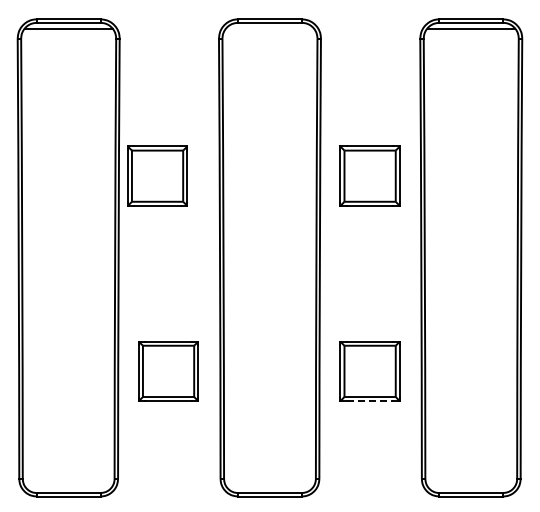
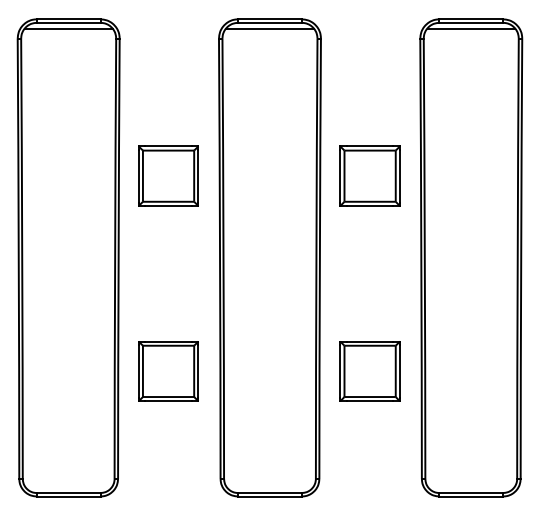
line: none -> present (269, 28)
part position: (157, 175) -> (168, 175) (168, 175)
line: dashed -> solid (370, 401)
